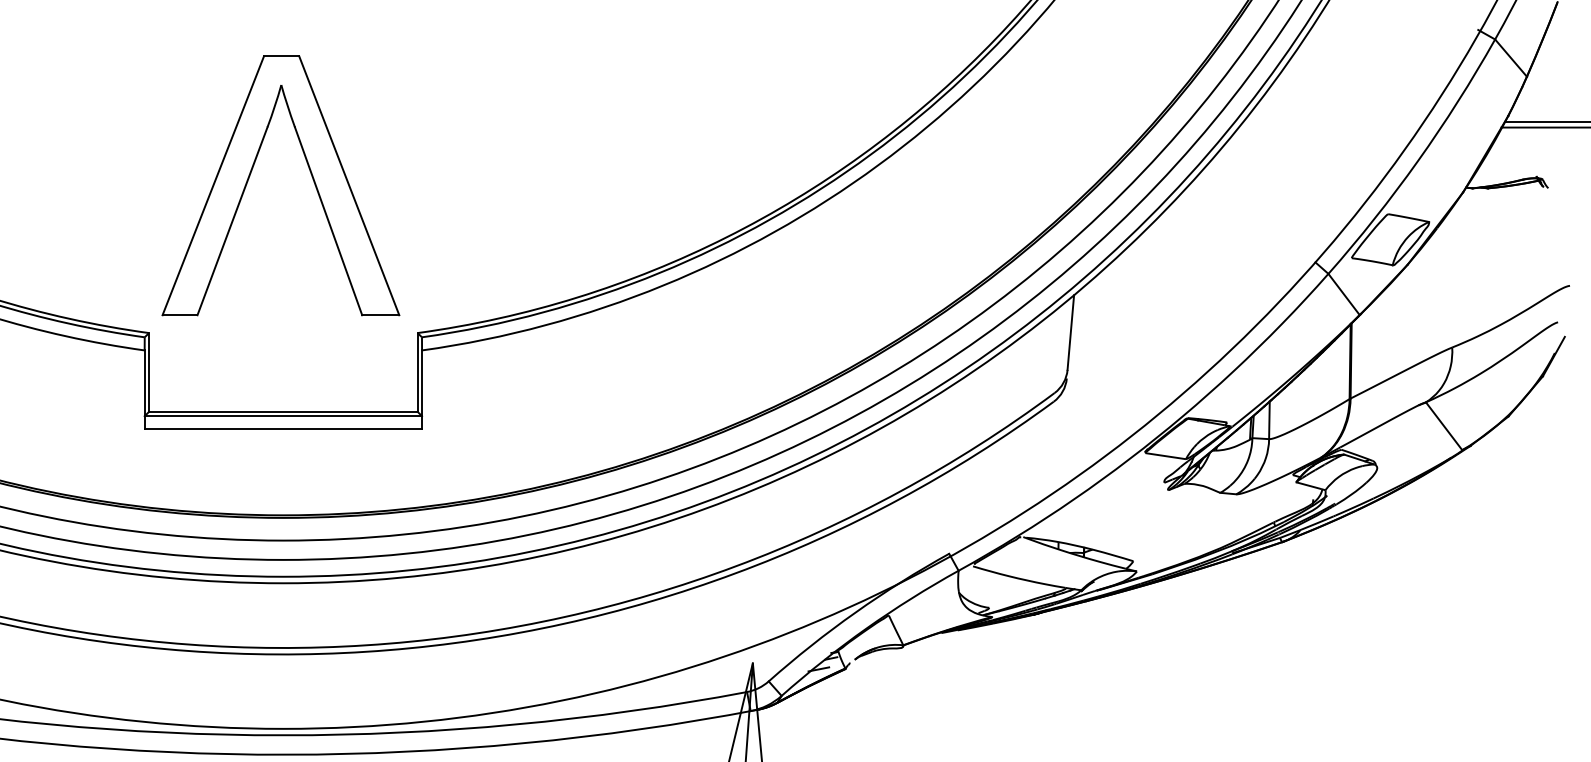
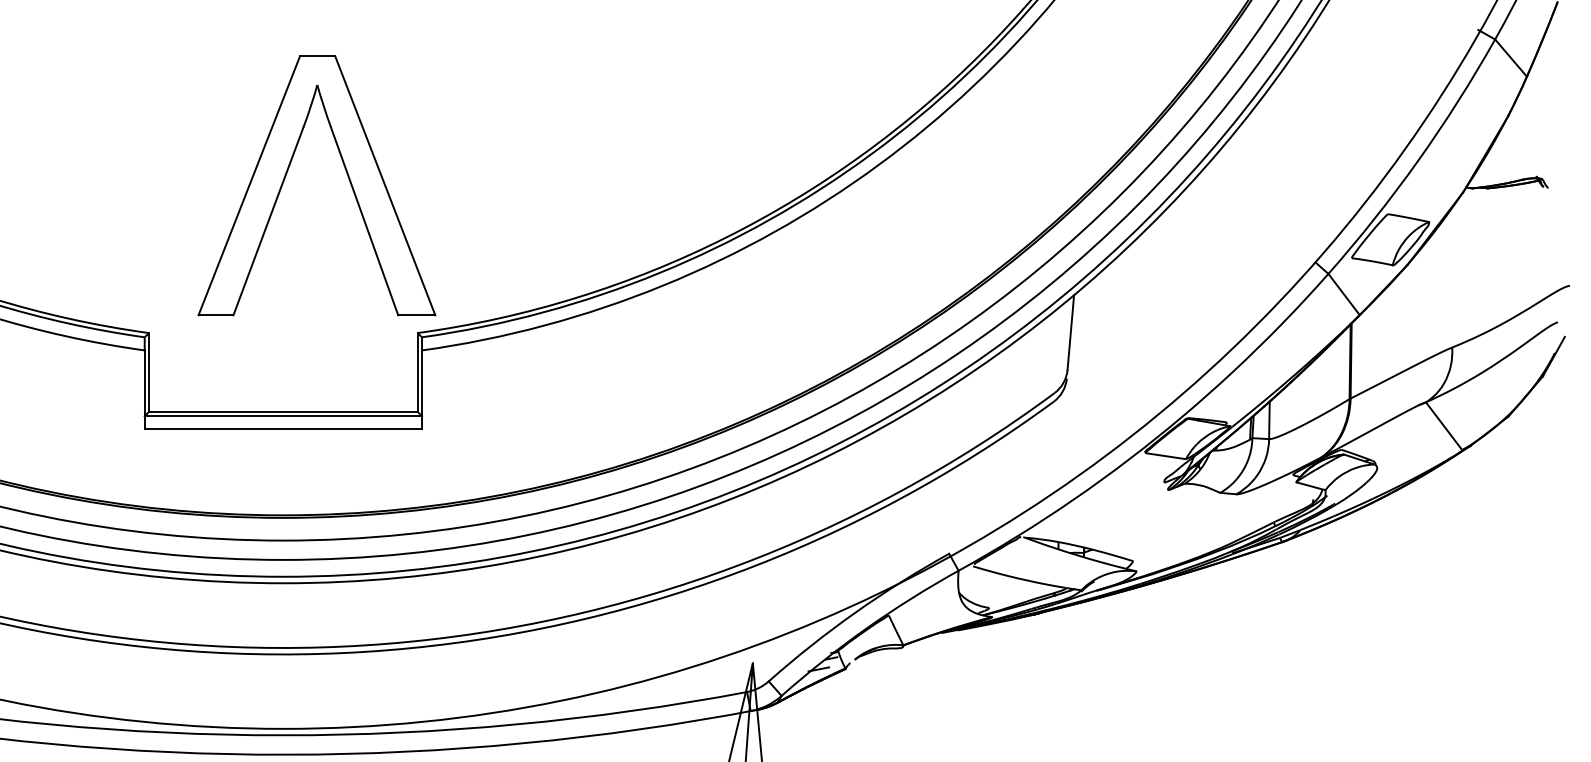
line: present -> none (1545, 121)
line: present -> none (1544, 127)
part position: (250, 176) -> (286, 176) (286, 176)
